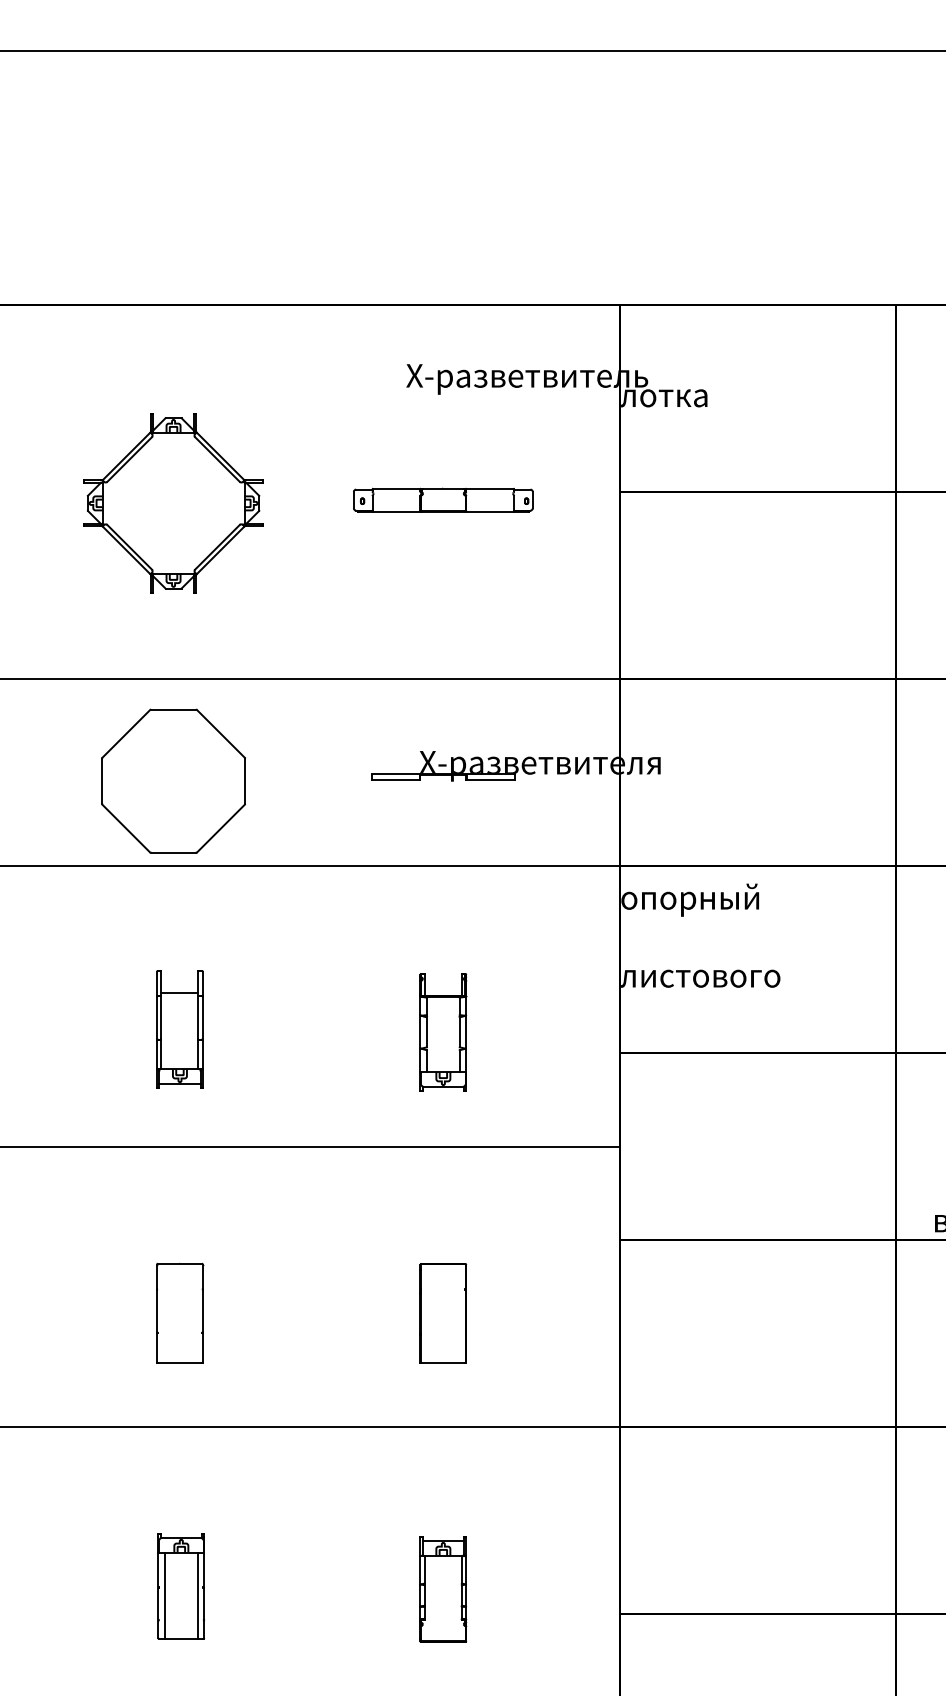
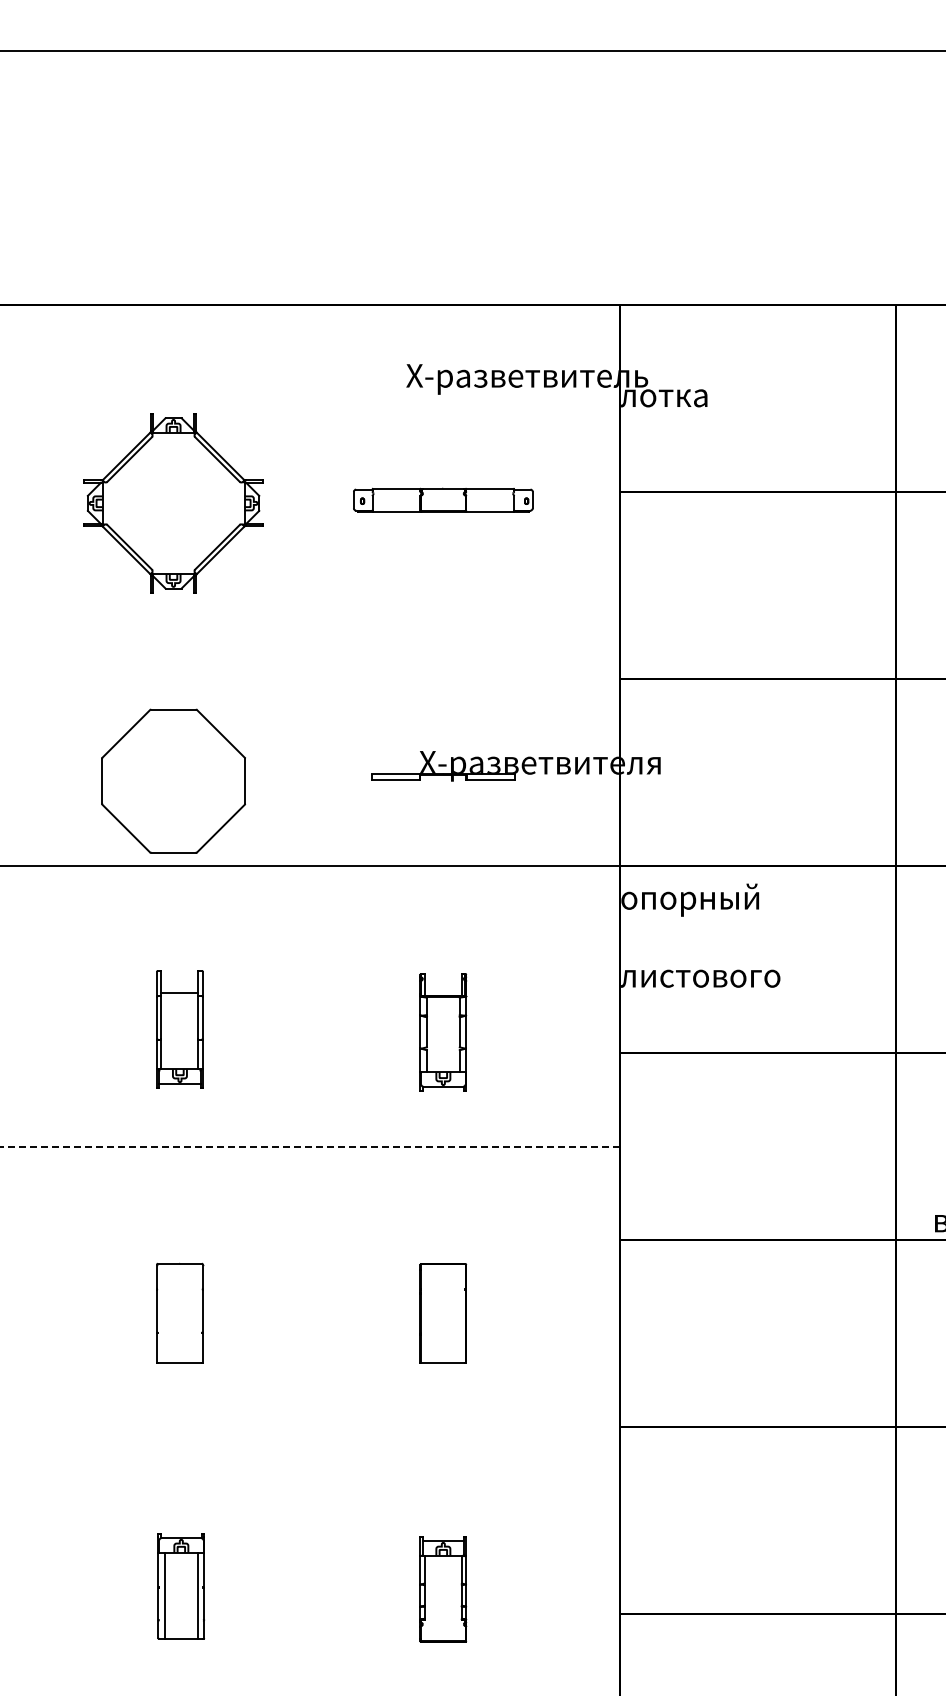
line: present -> none (310, 679)
line: solid -> dashed (310, 1146)
line: present -> none (310, 1427)
